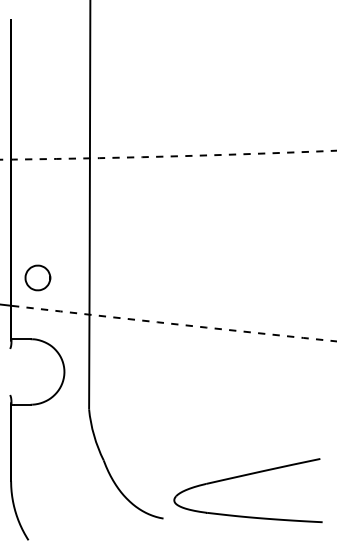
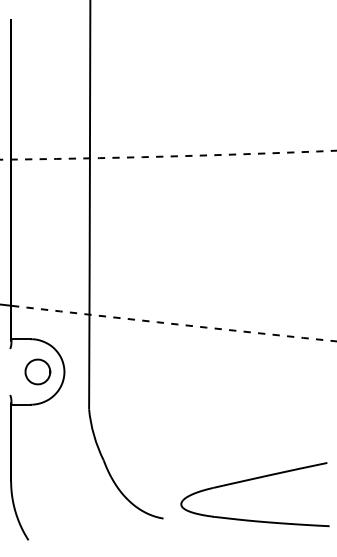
curve position: (30, 269) -> (30, 363) (30, 363)
part position: (244, 476) -> (251, 480) (251, 480)
